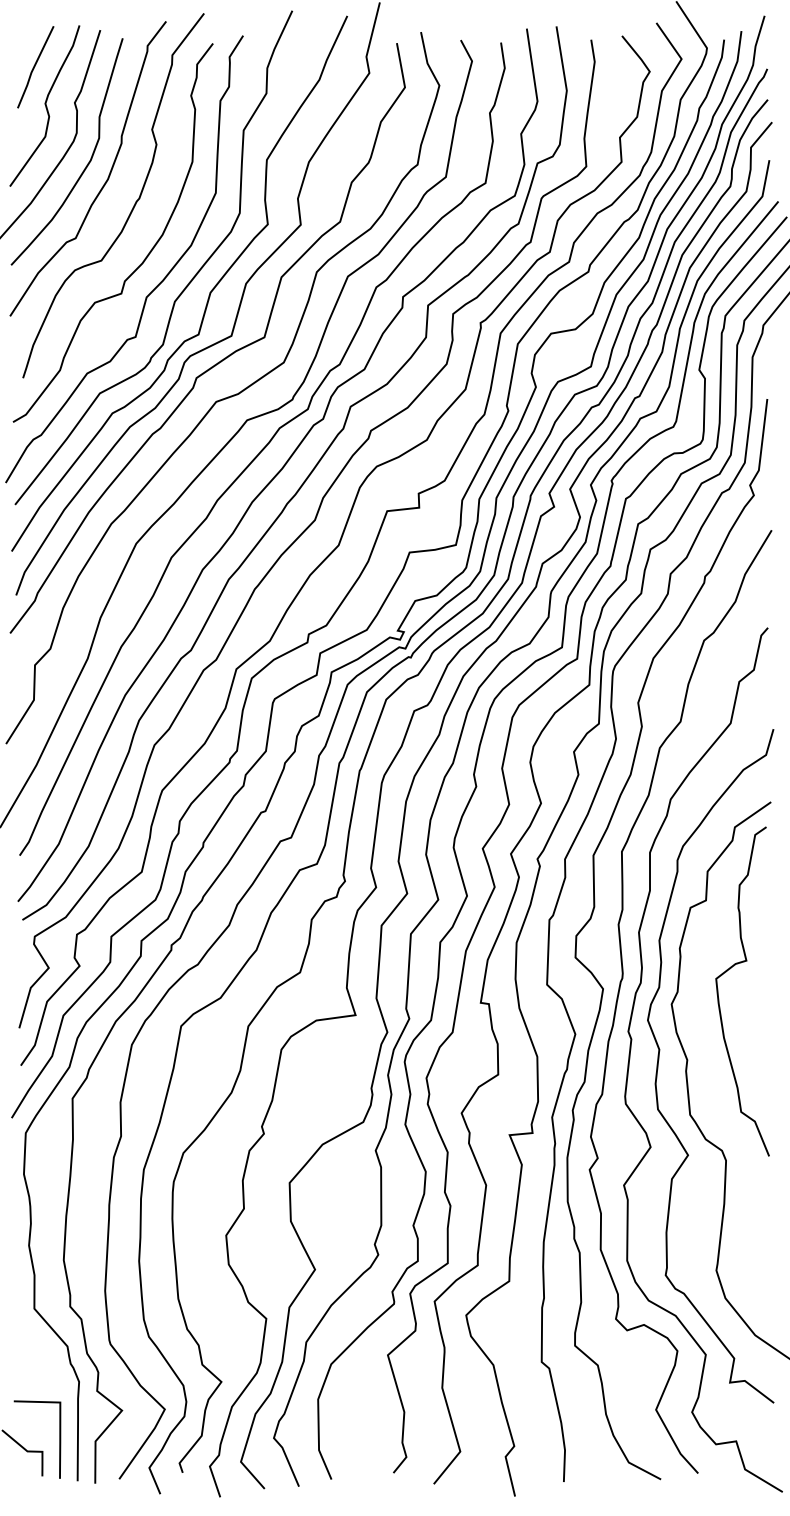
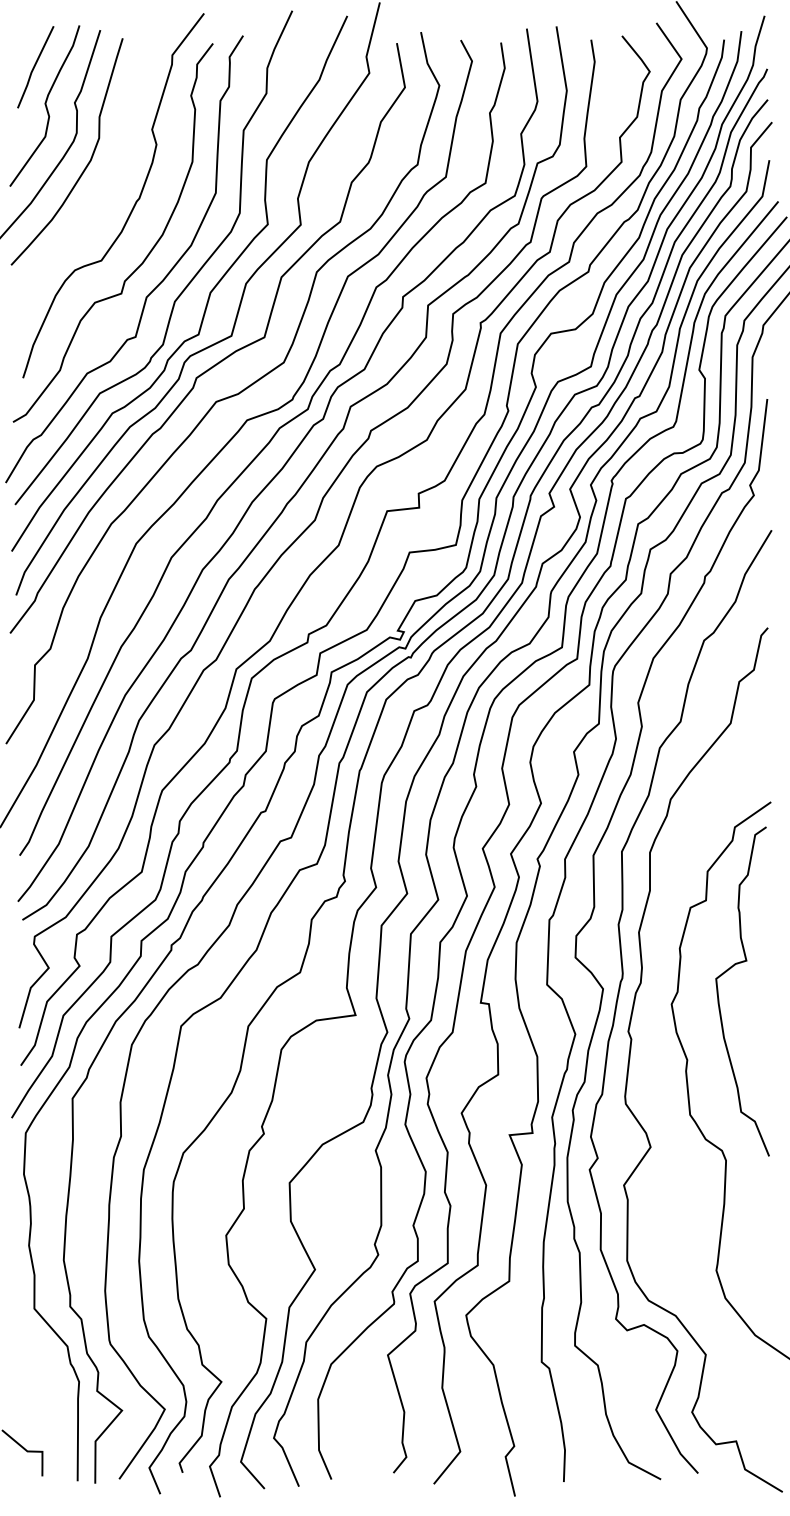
curve: present -> none (108, 174)
curve: present -> none (659, 1060)
line: present -> none (59, 1439)
